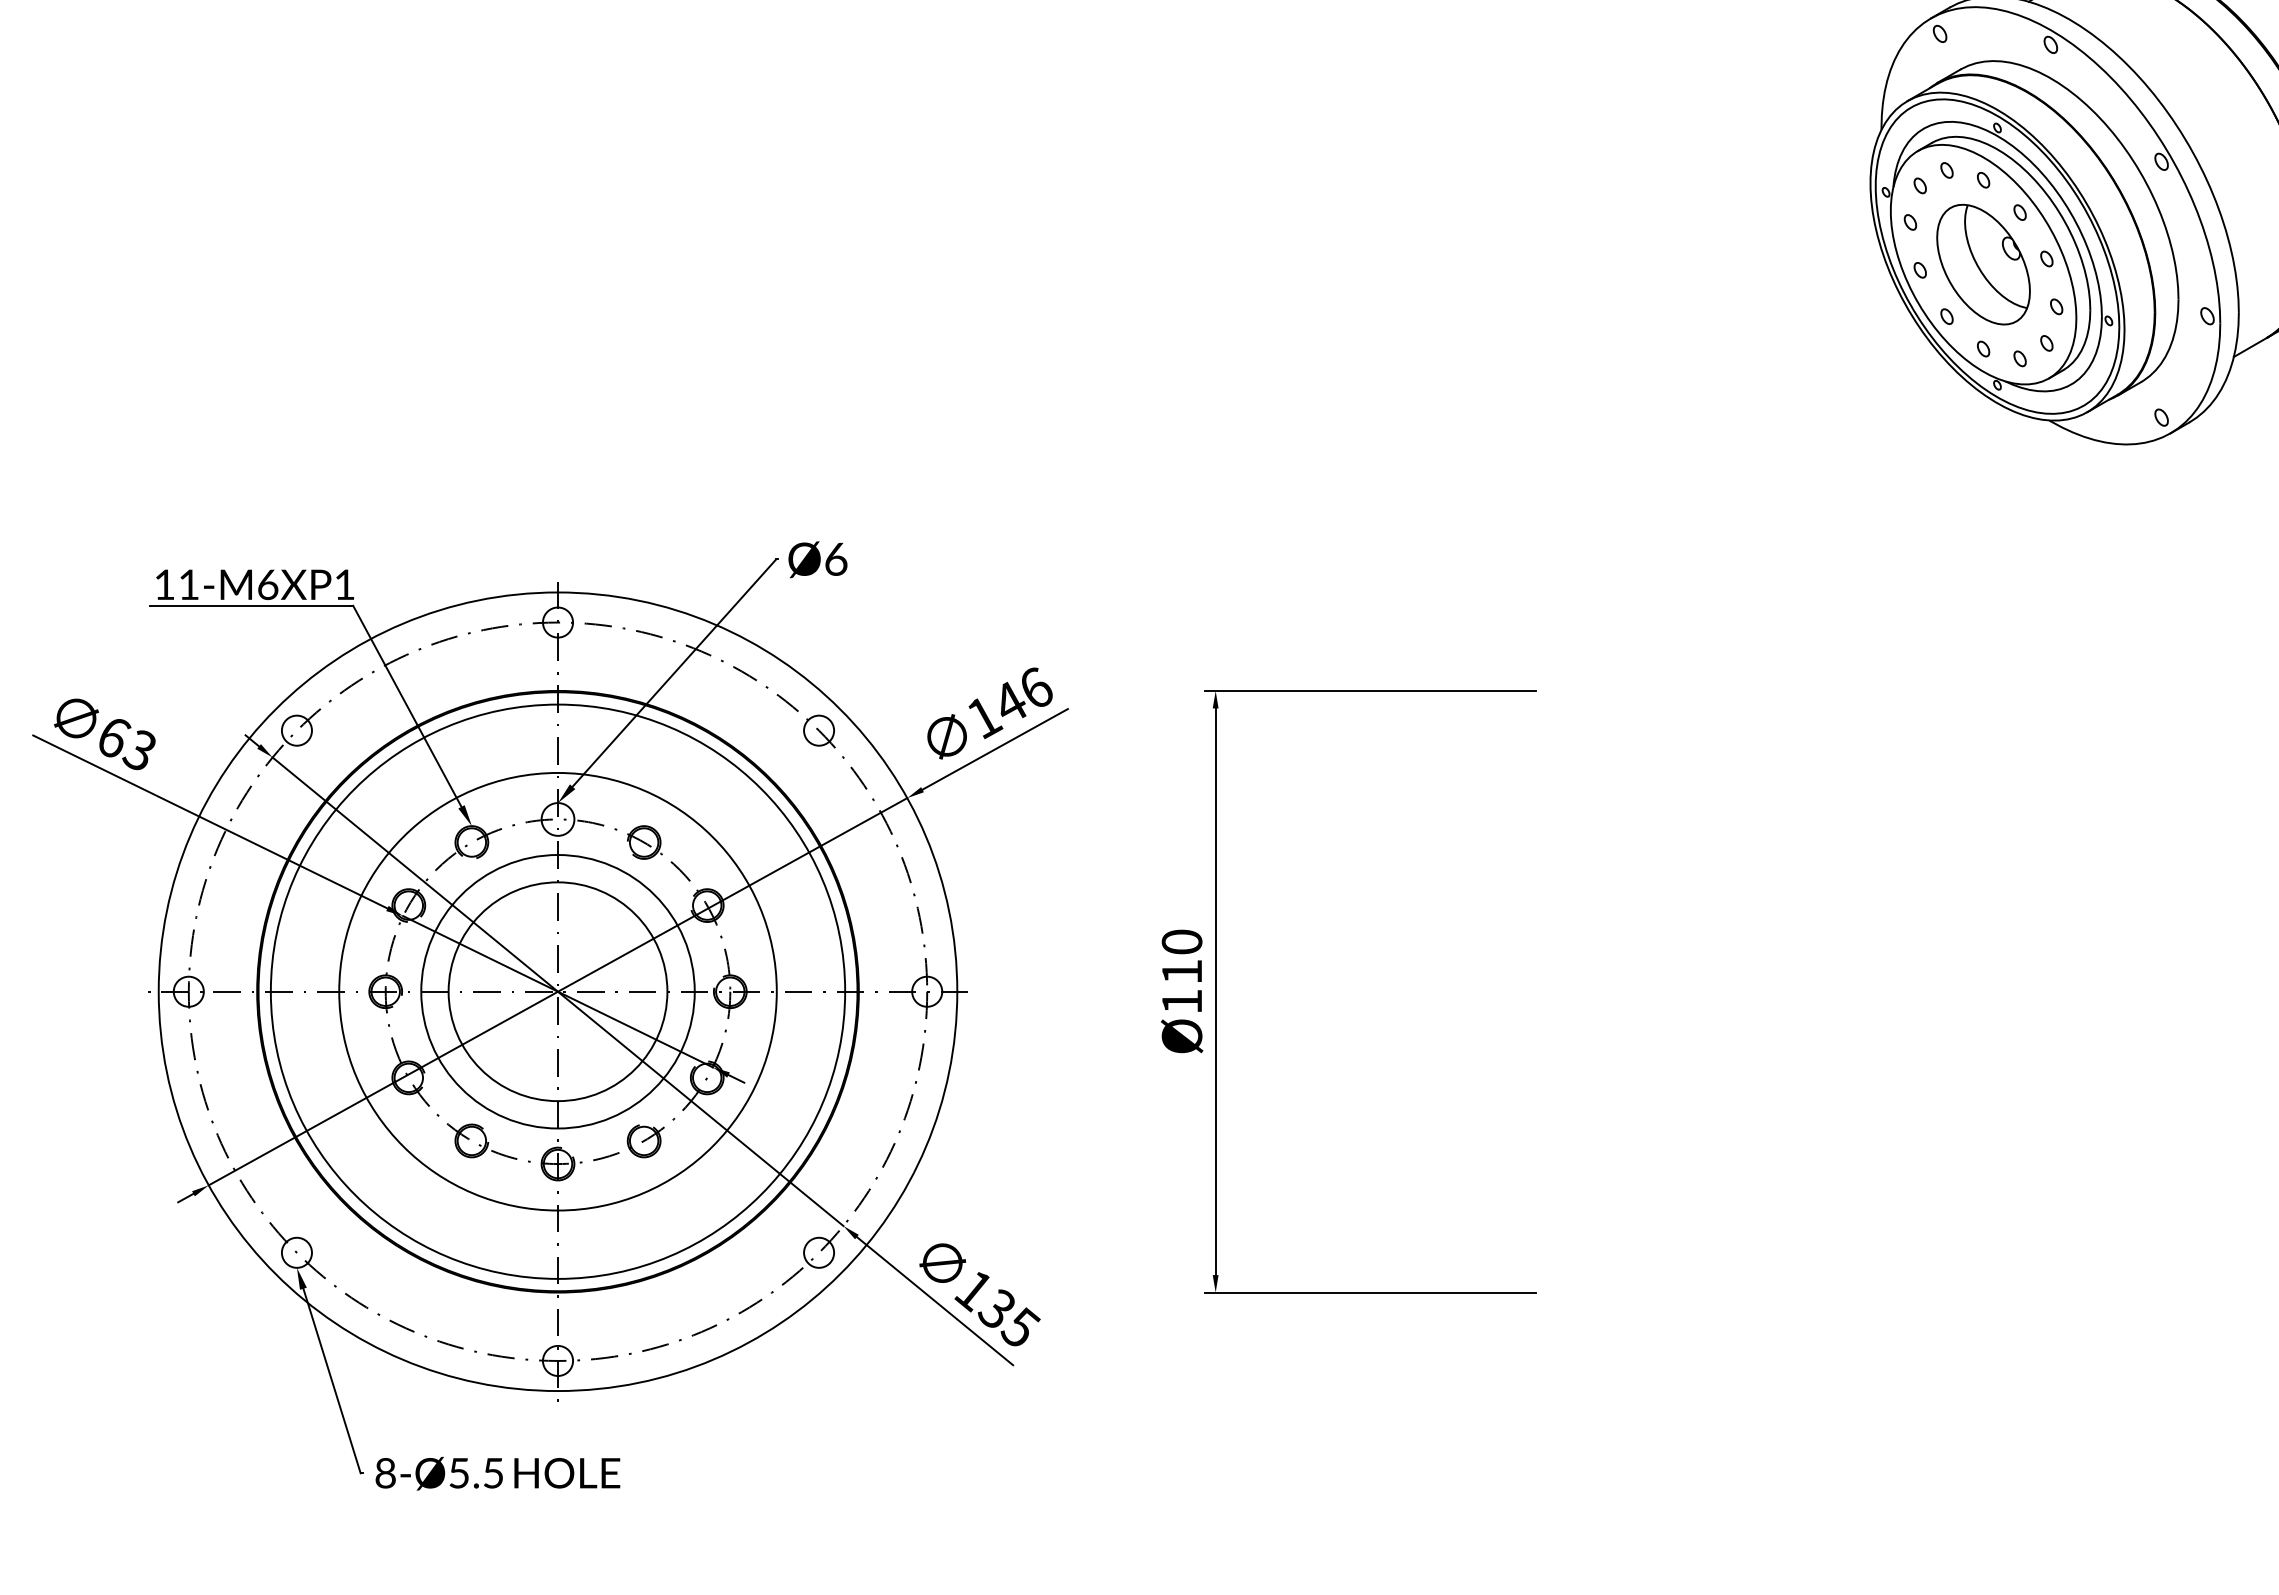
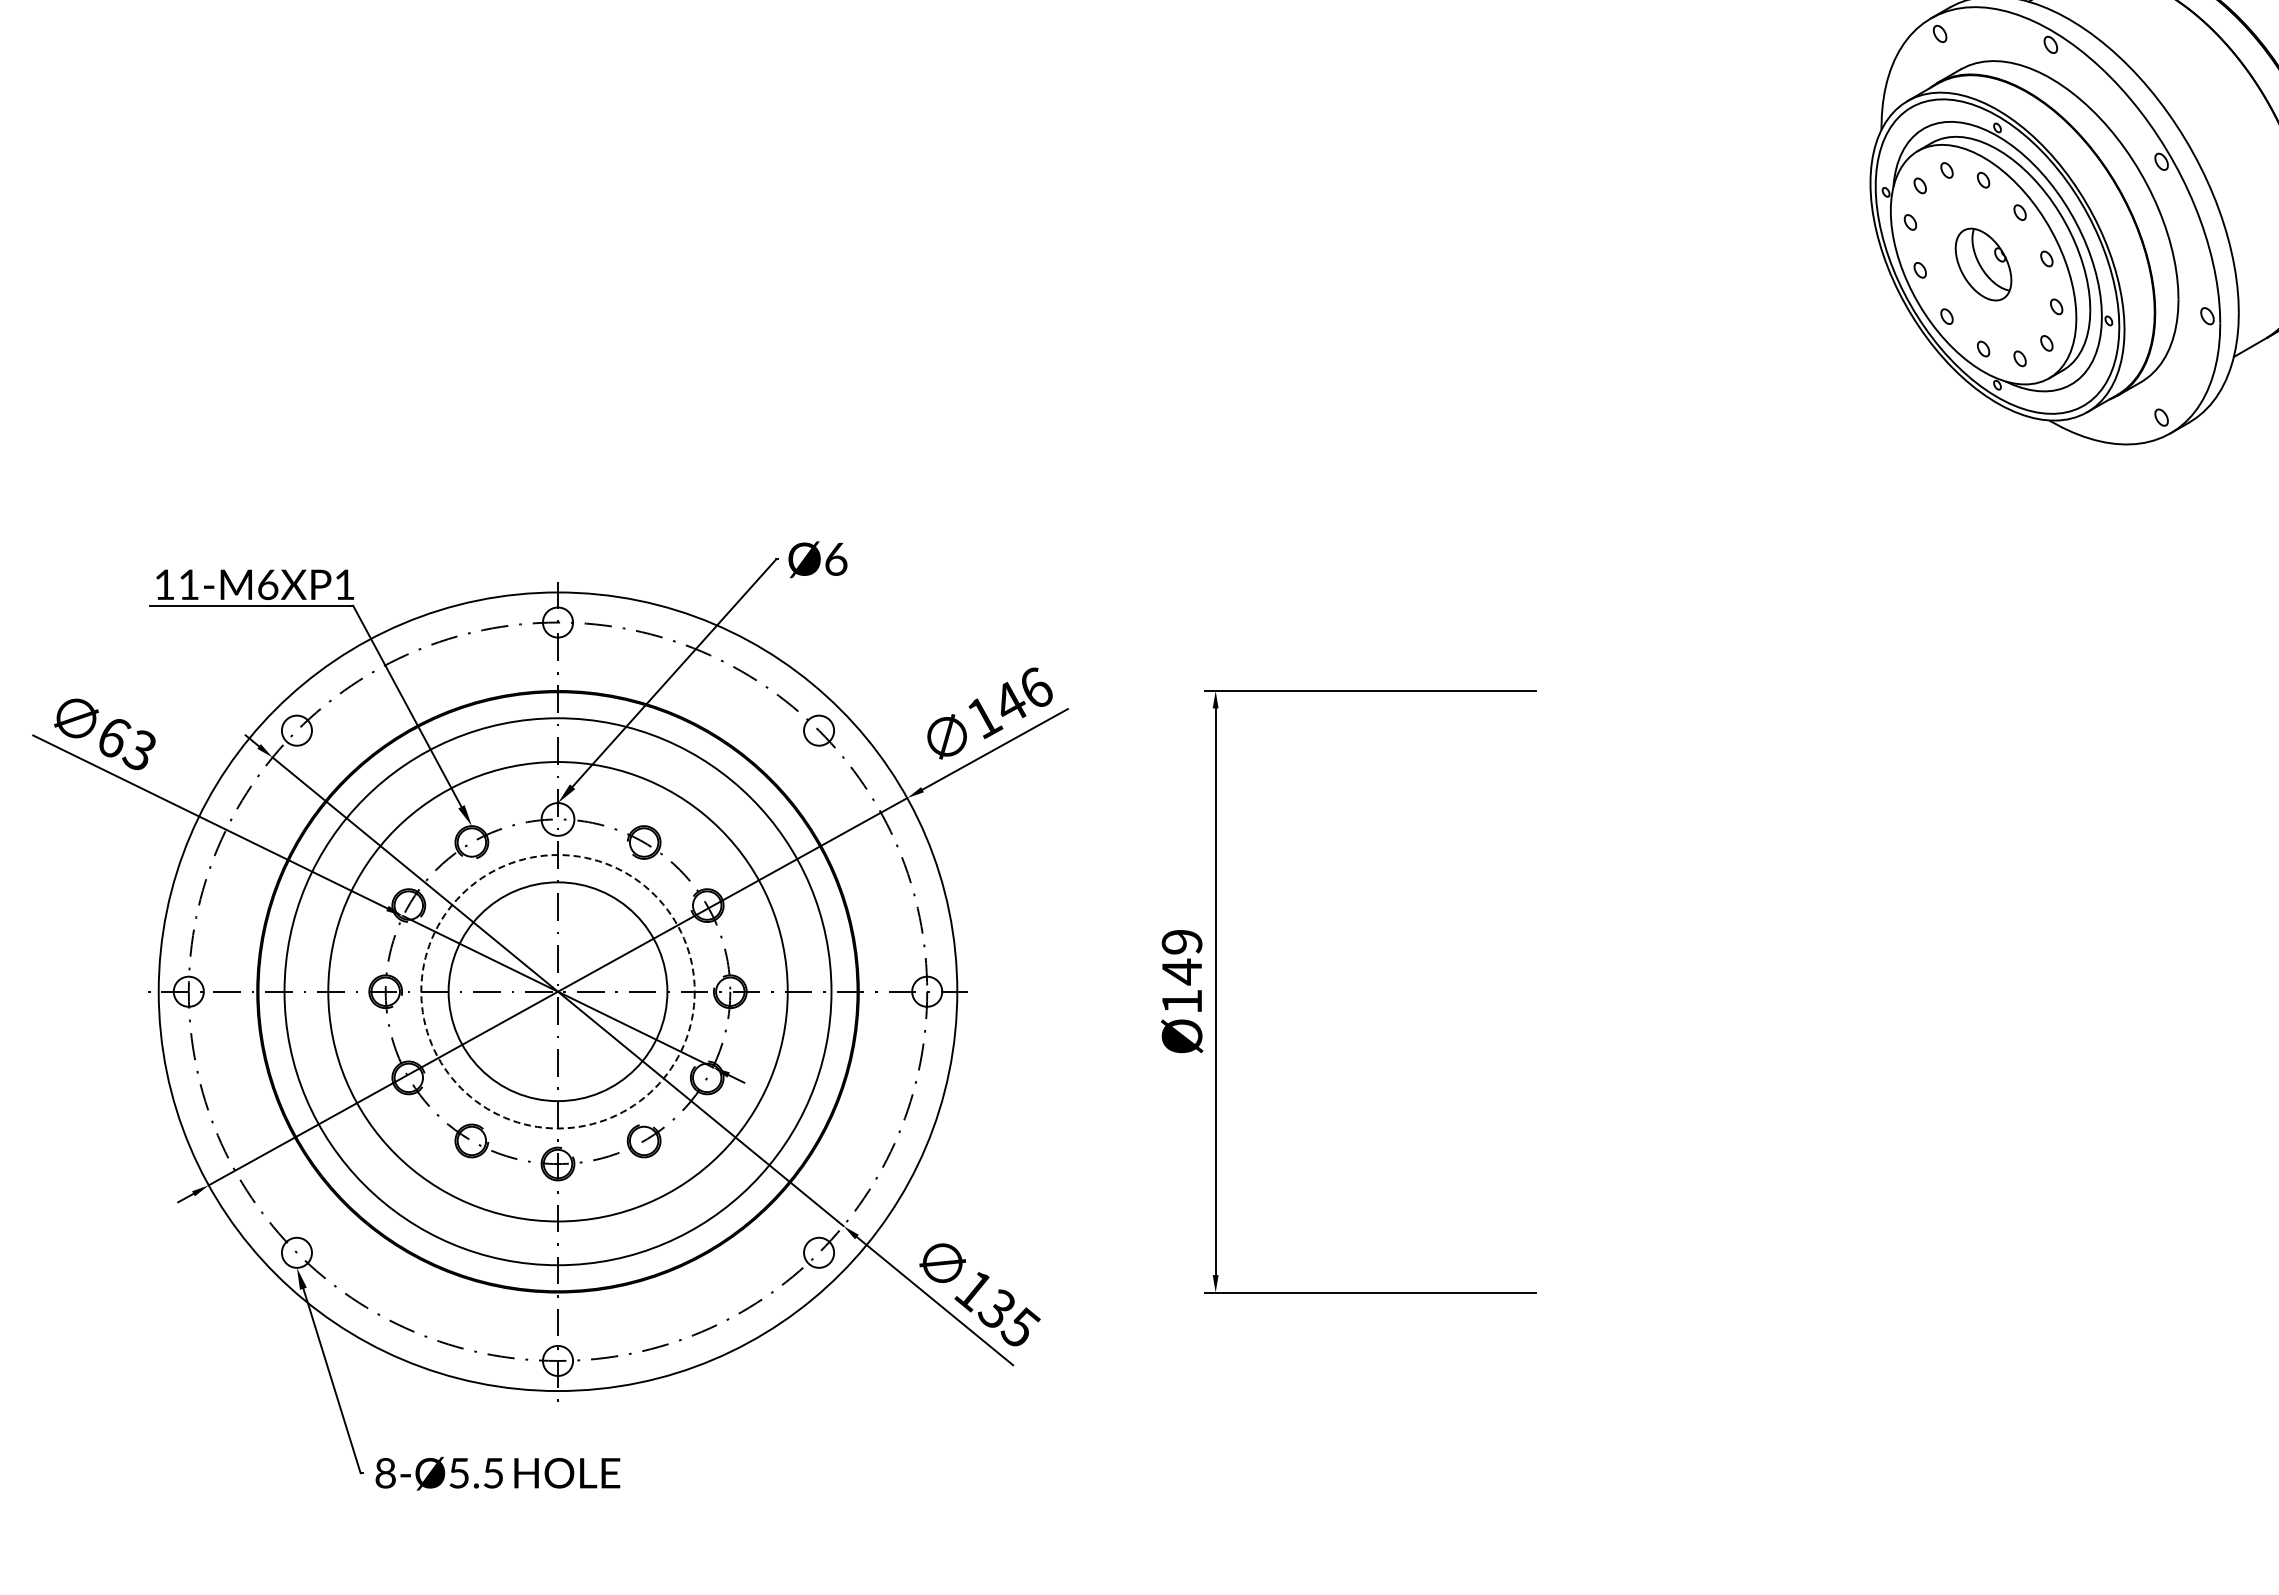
part size: 95x123 px -> 59x75 px (1983, 264)
text: Ø110 -> Ø149 (1181, 957)
circle diameter: 438 px -> 547 px (557, 991)
circle diameter: 574 px -> 459 px (557, 991)
circle: solid -> dashed (557, 991)
